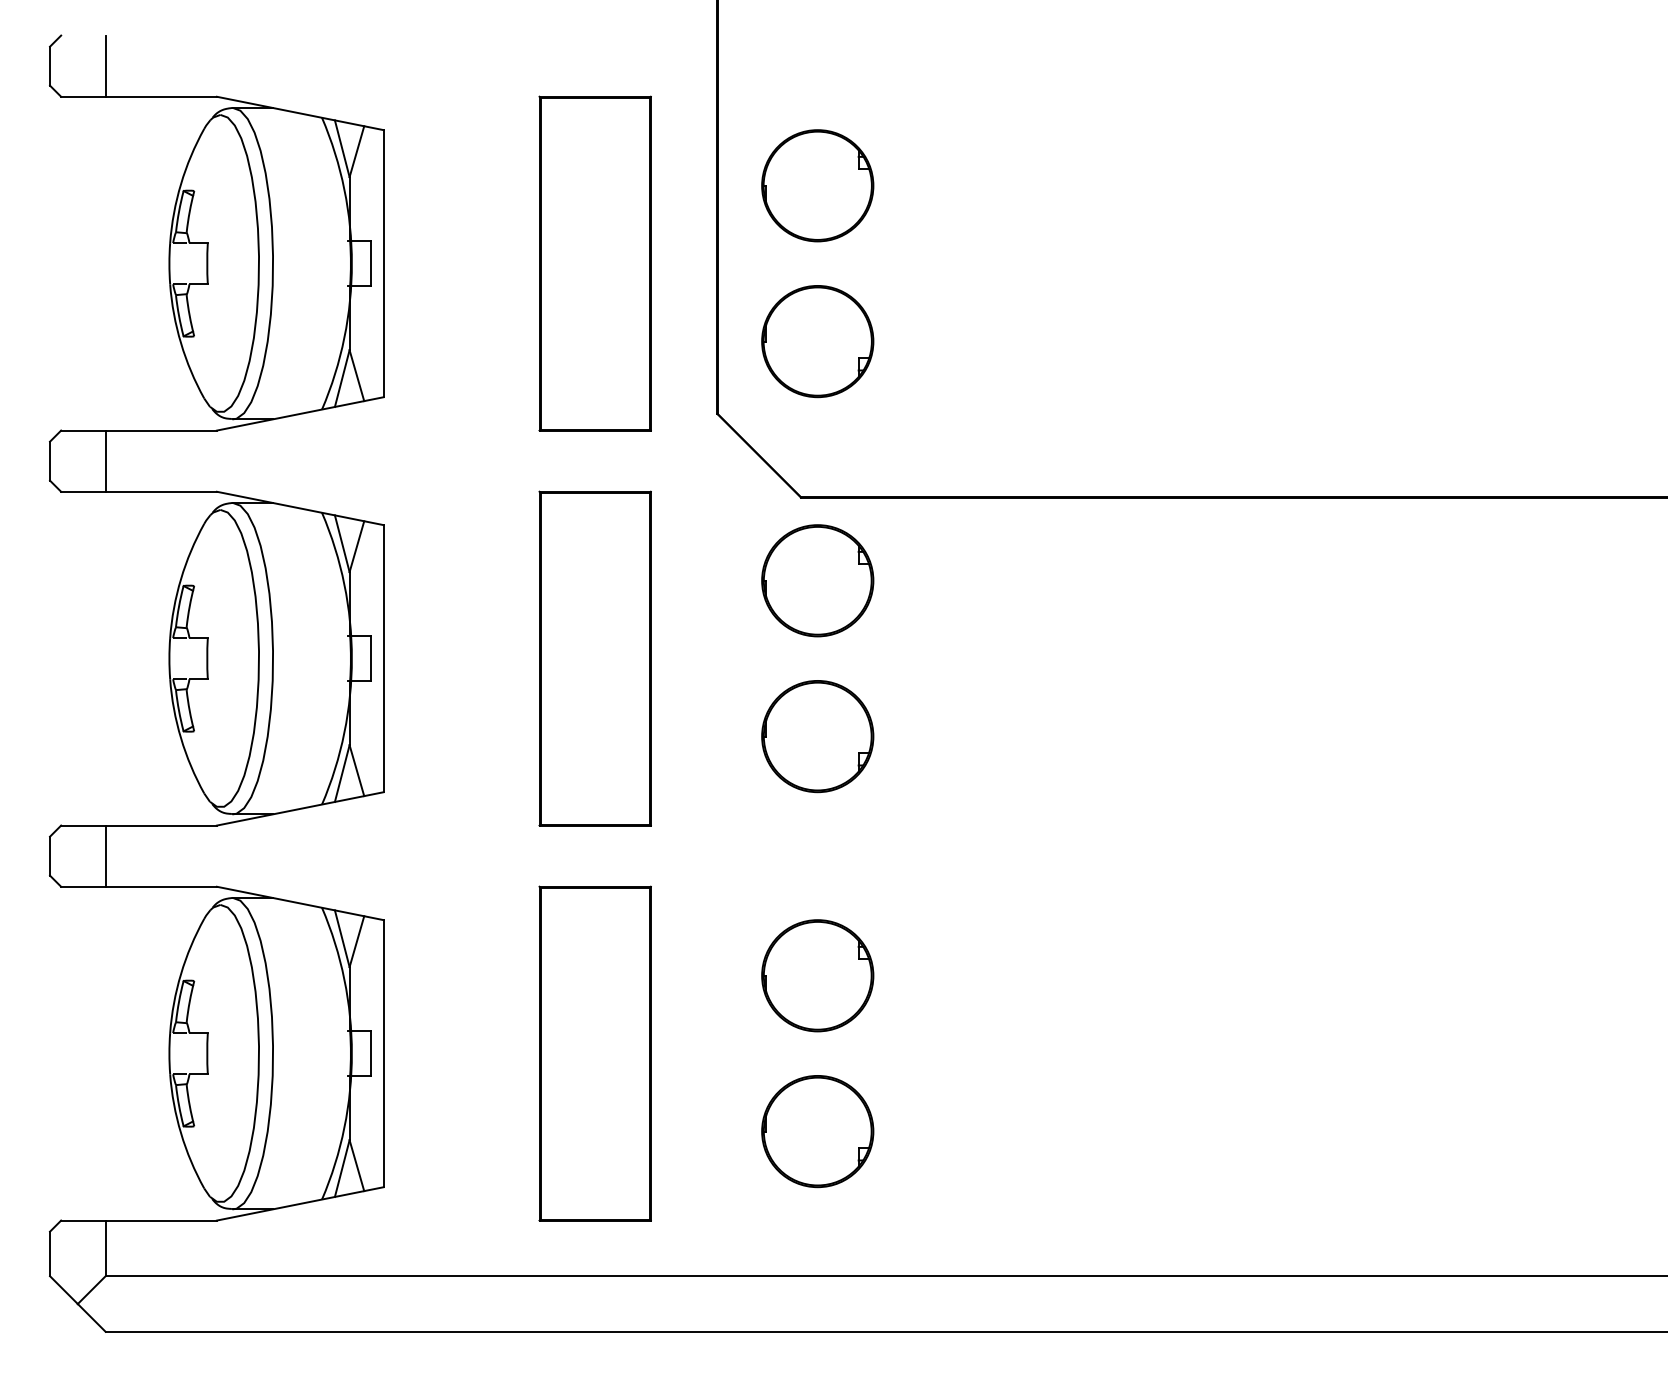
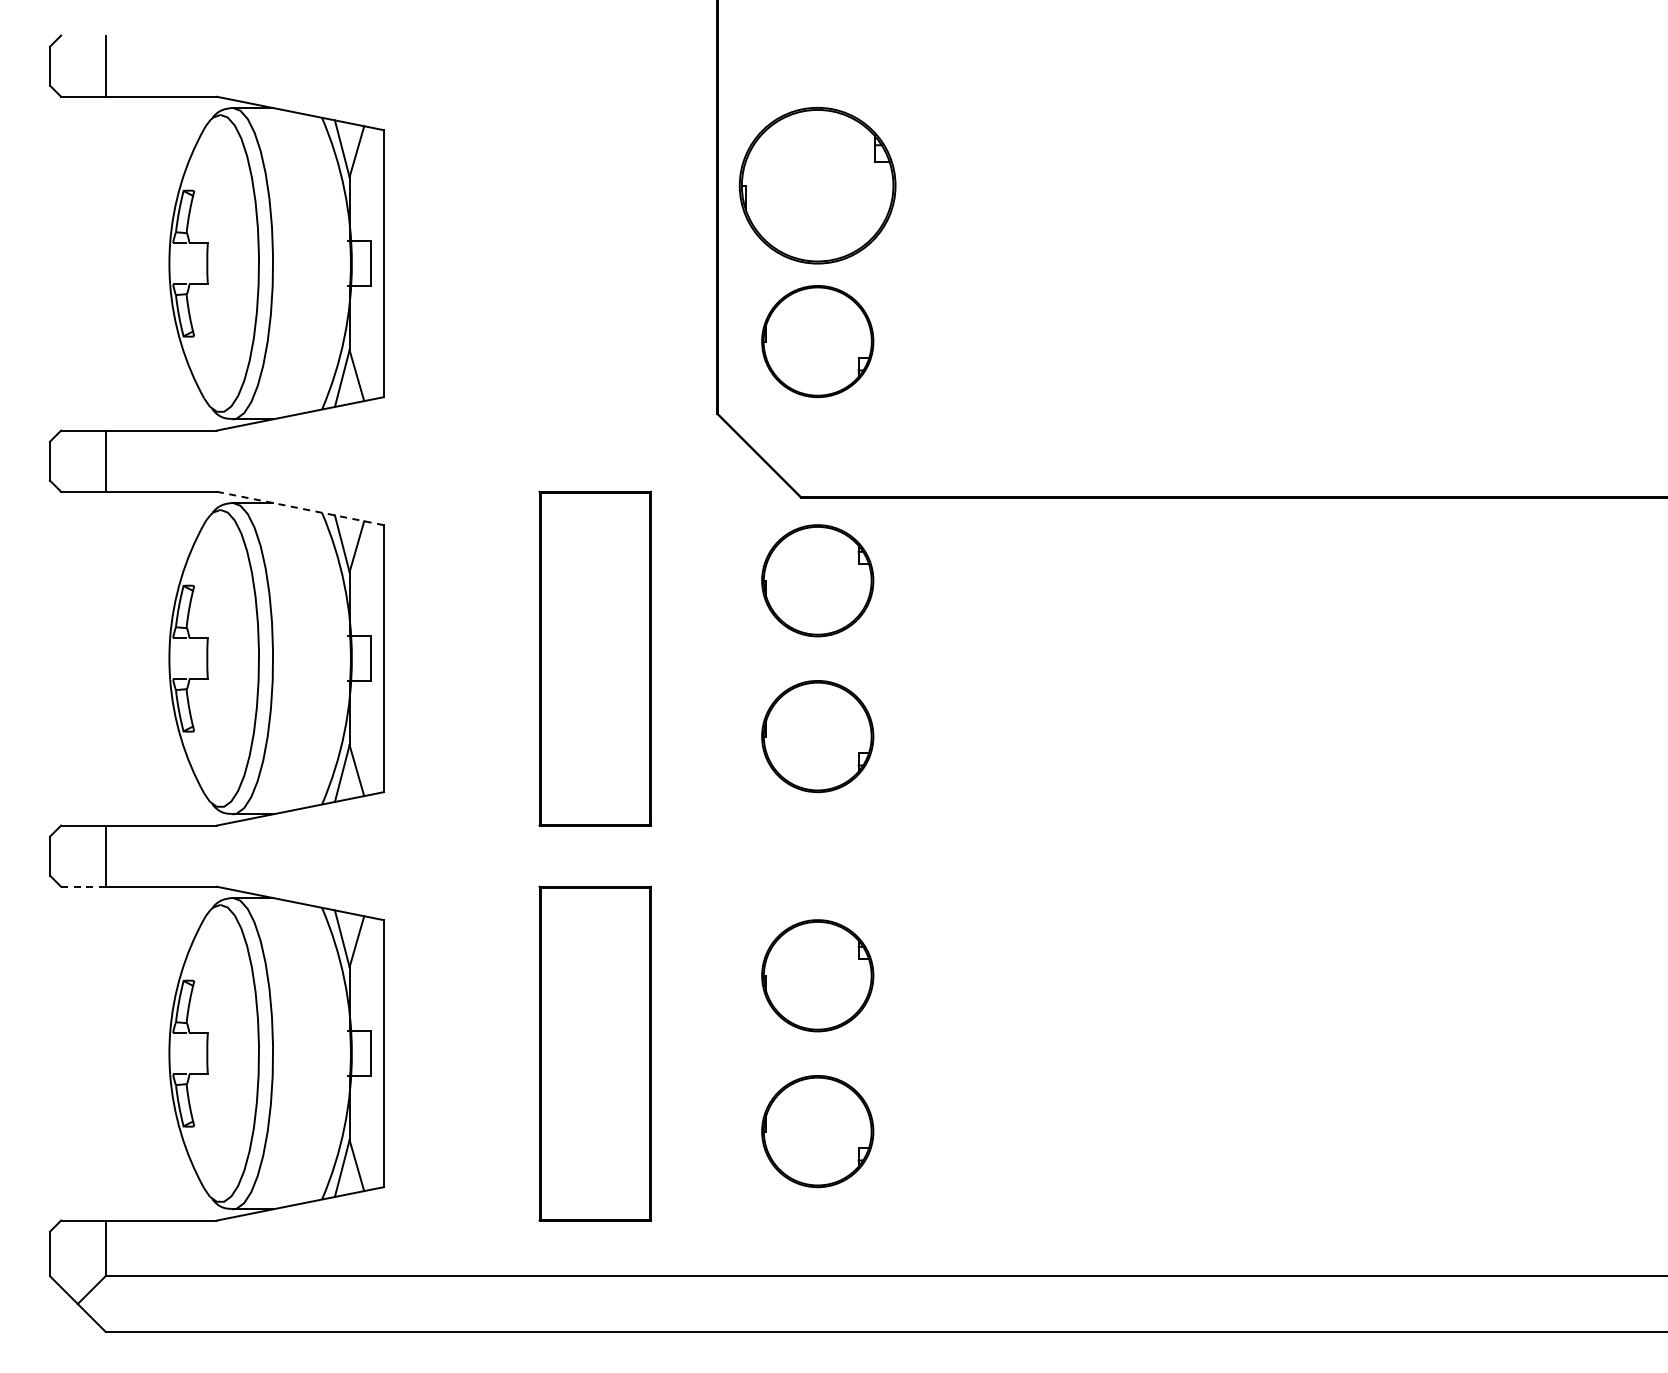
part size: 114x114 px -> 159x159 px (817, 185)
part: present -> none (594, 263)
line: solid -> dashed (300, 508)
line: solid -> dashed (82, 886)
